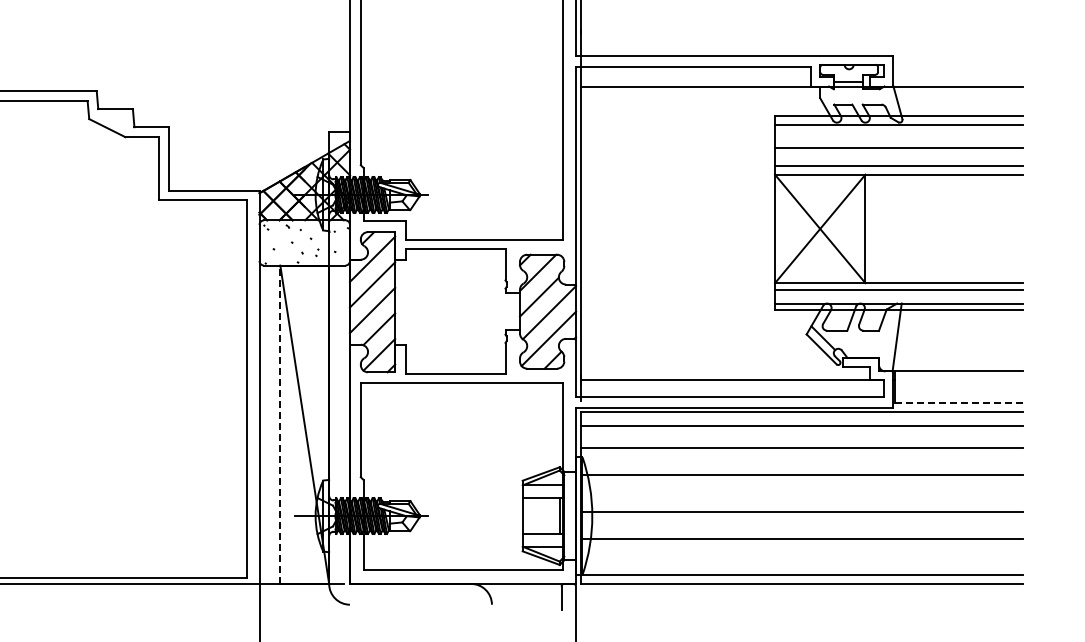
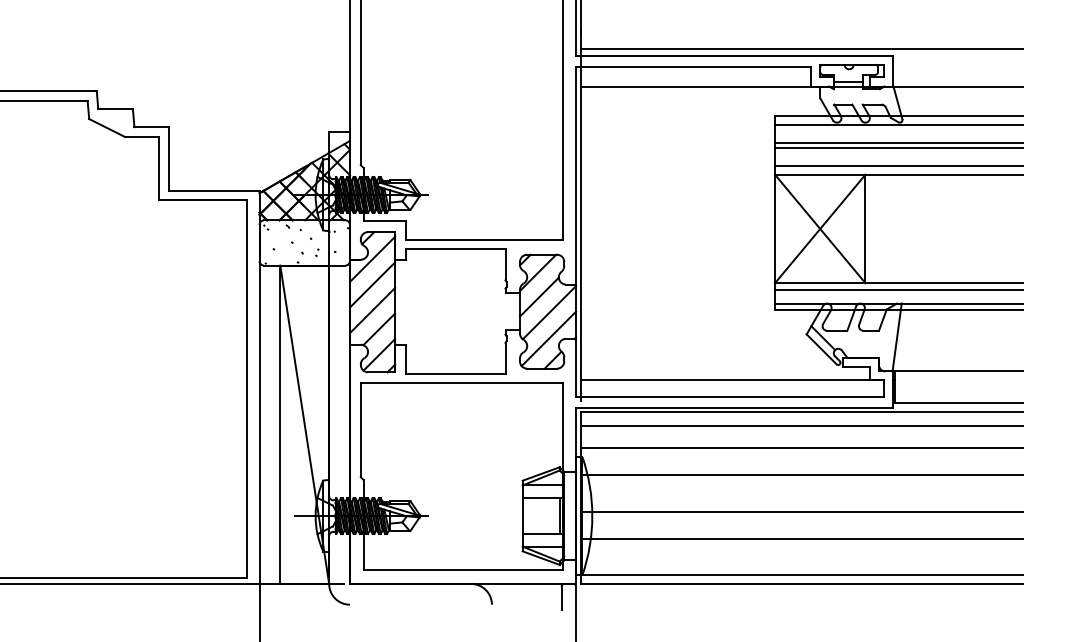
line: none -> present (801, 48)
line: none -> present (899, 143)
line: dashed -> solid (958, 403)
line: dashed -> solid (280, 424)
